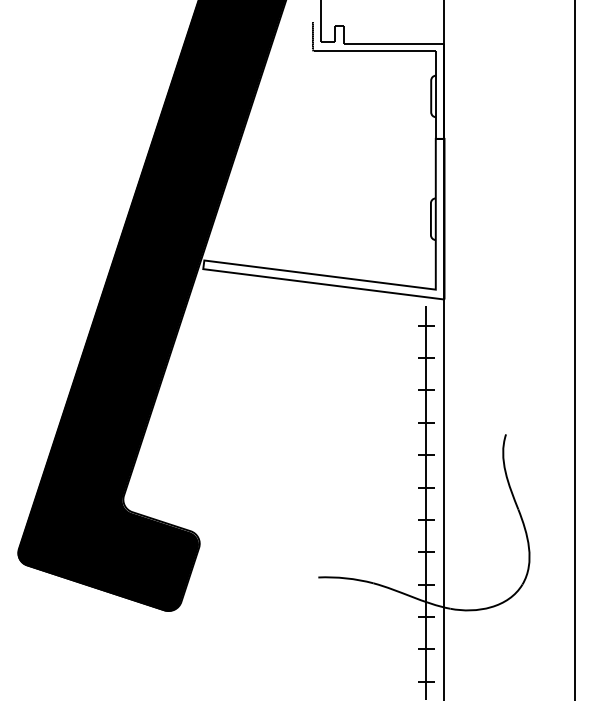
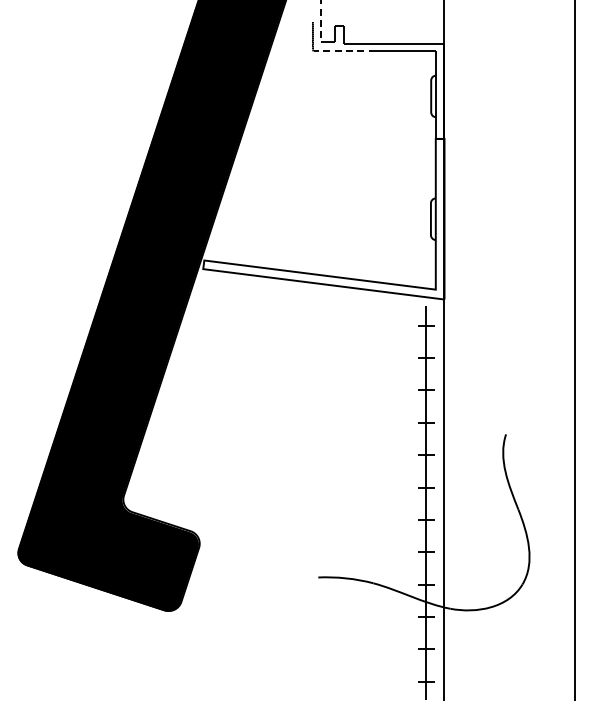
line: solid -> dashed (321, 21)
line: solid -> dashed (344, 51)
